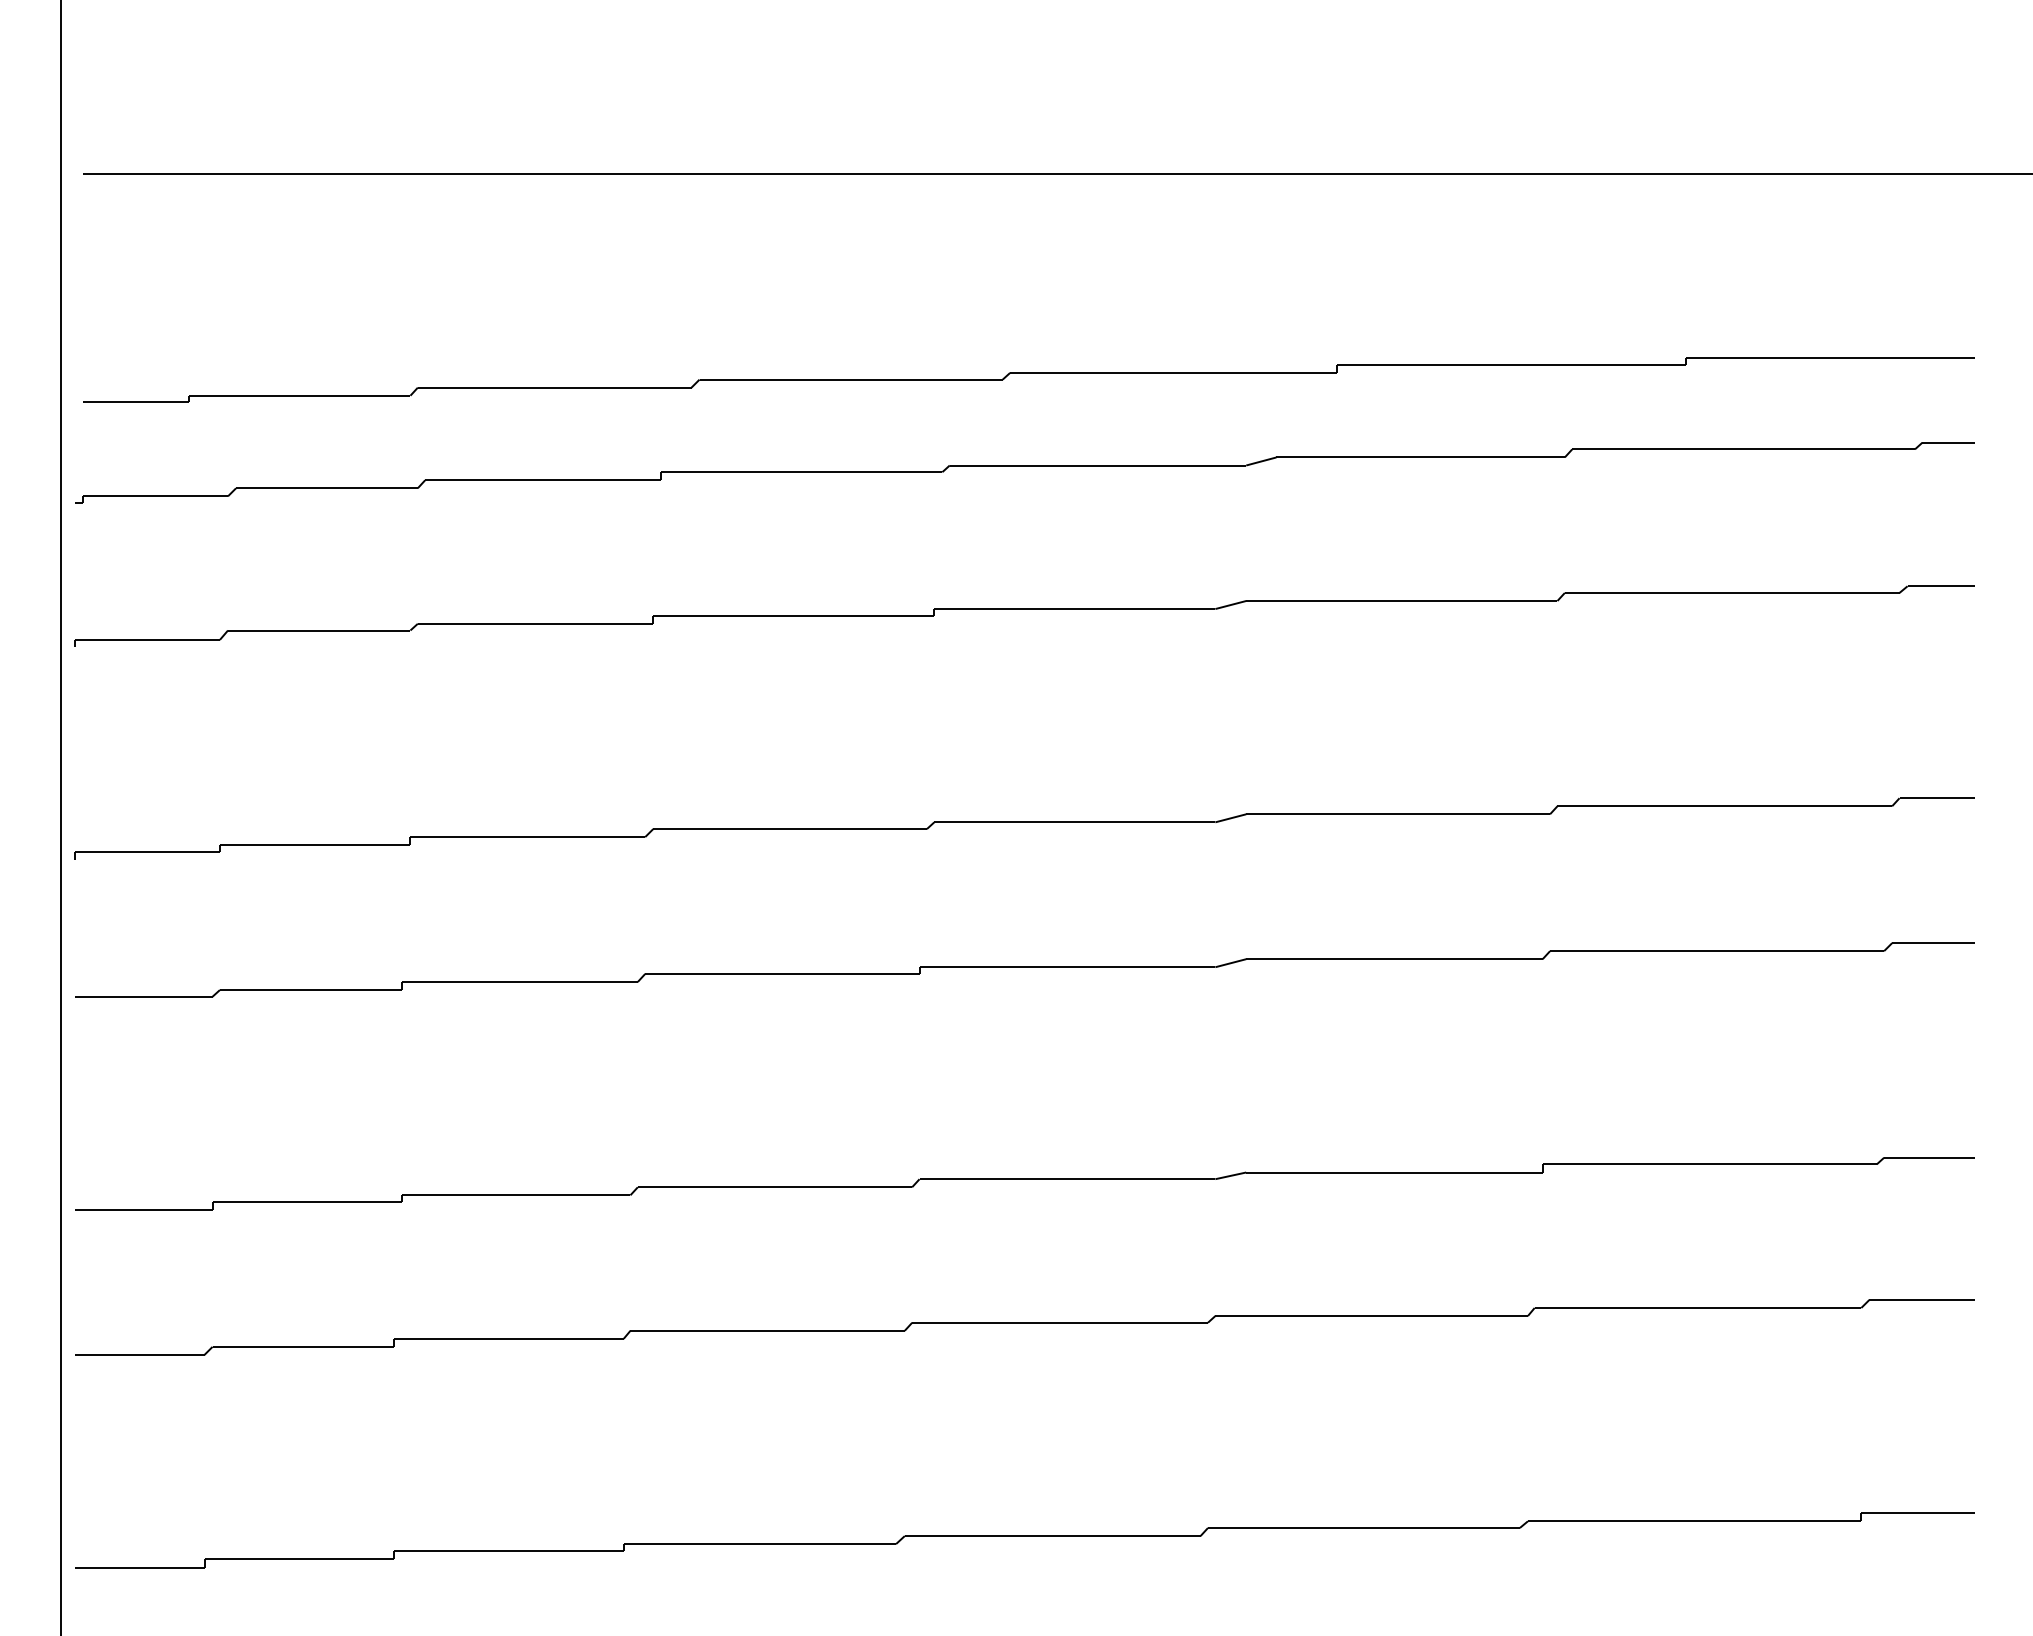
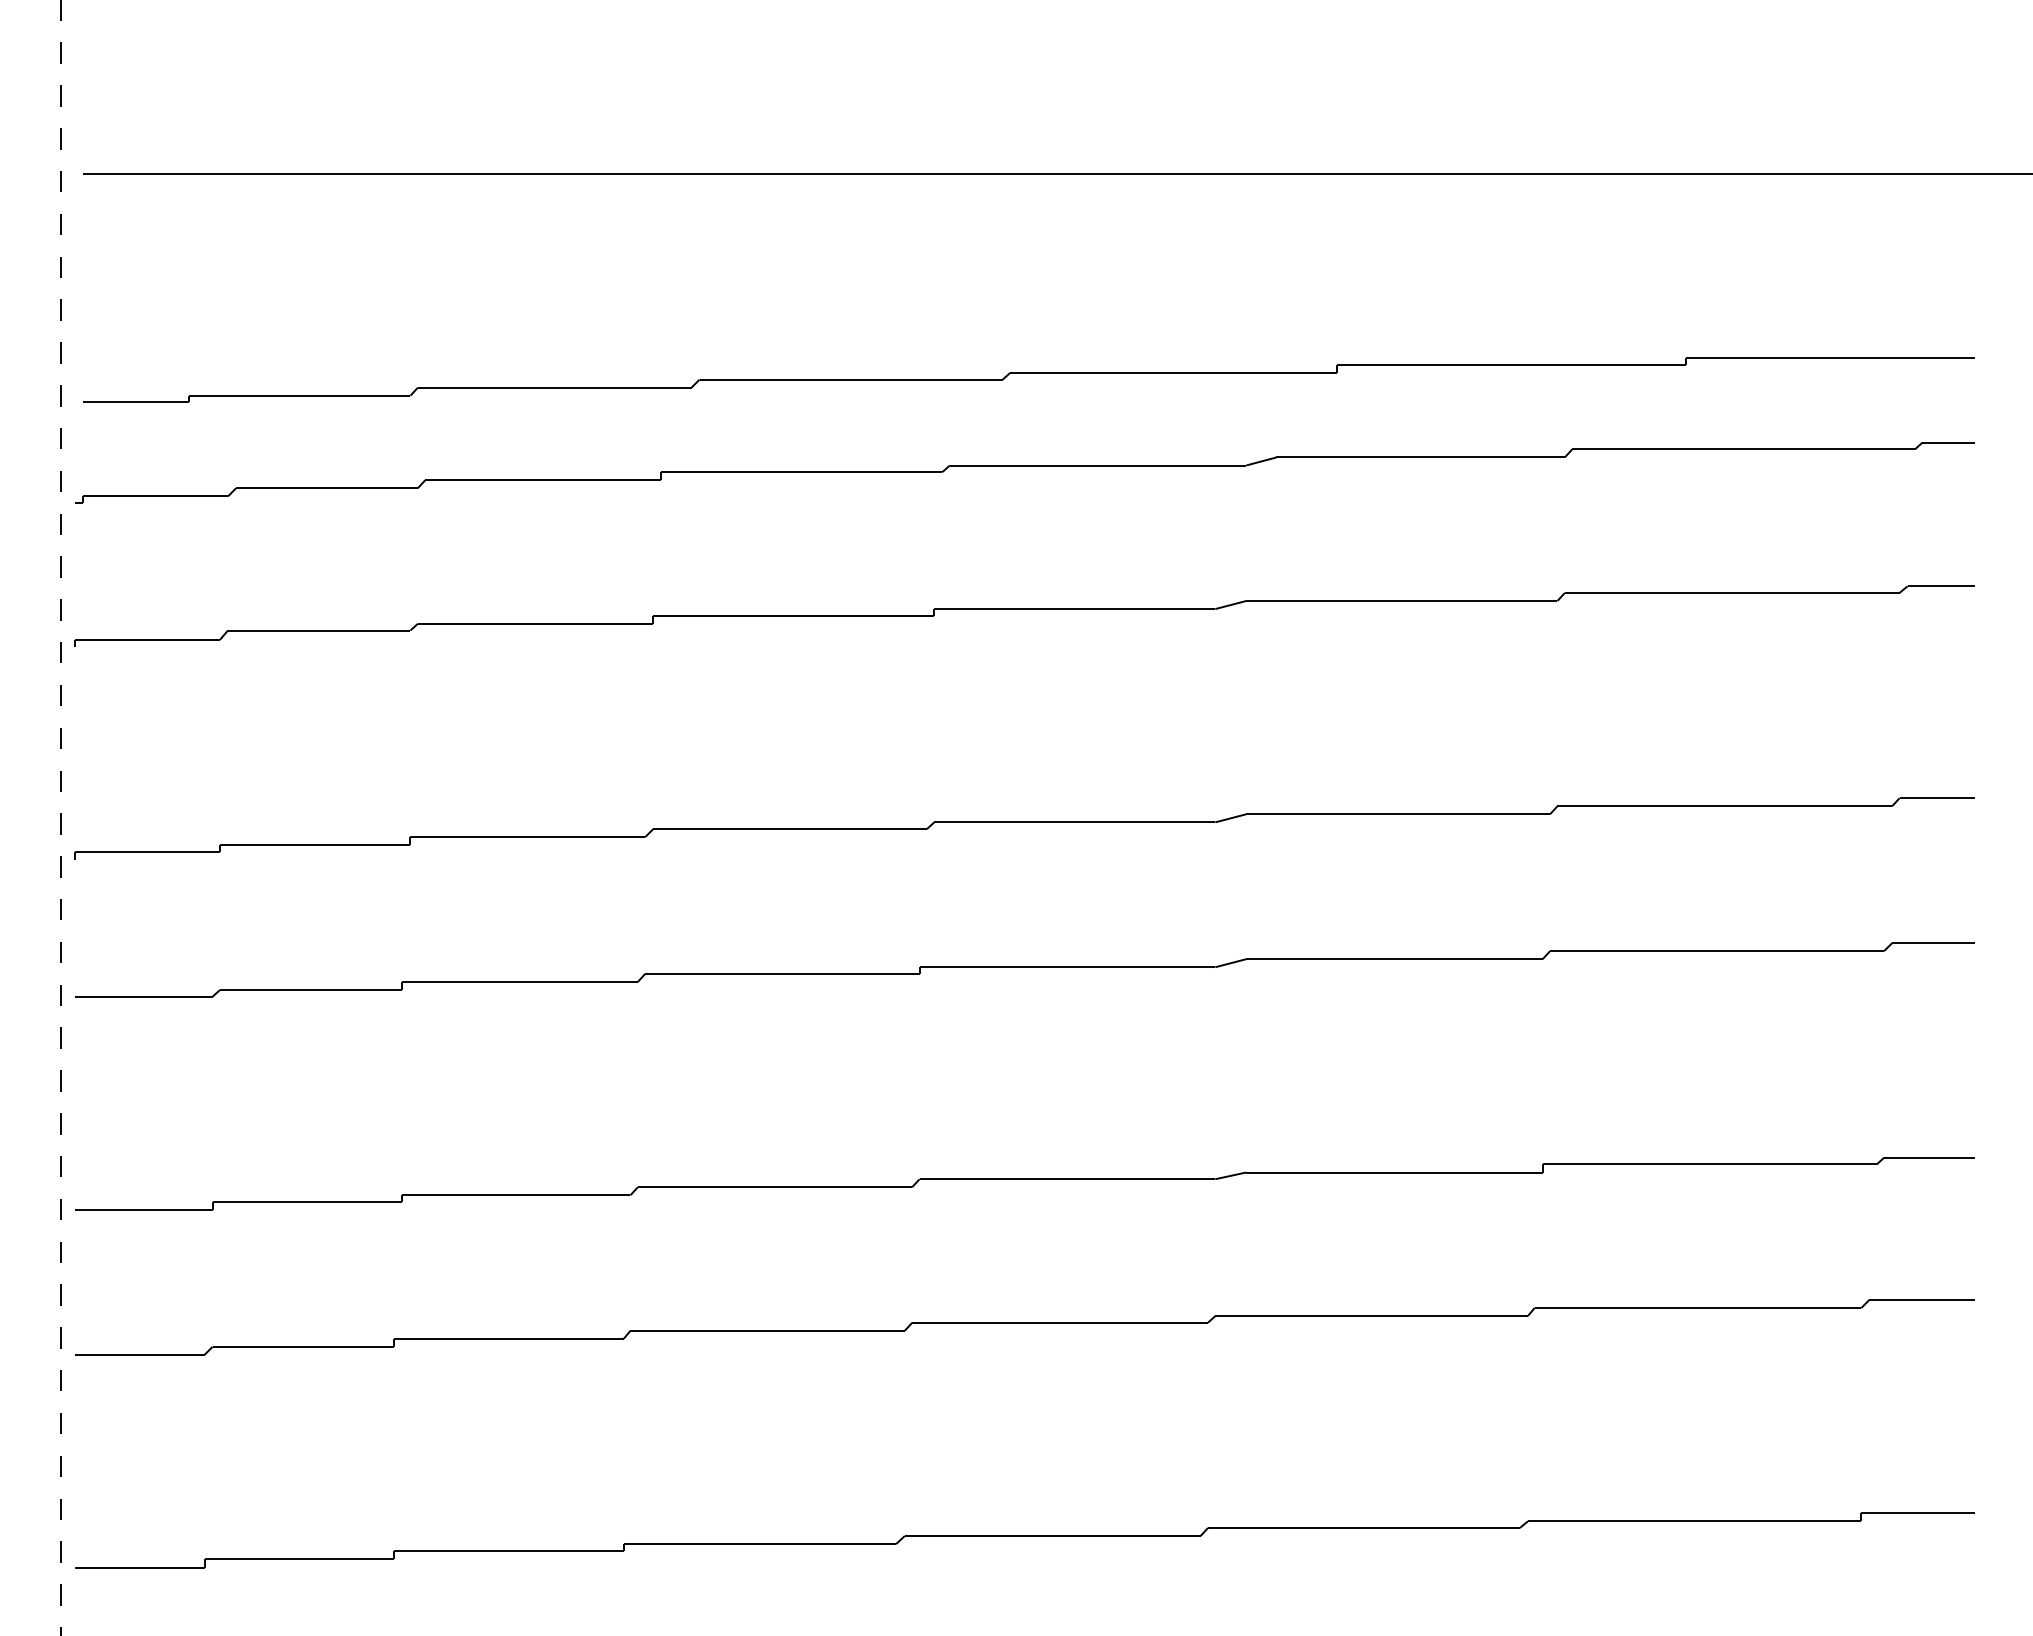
line: solid -> dashed (60, 817)
